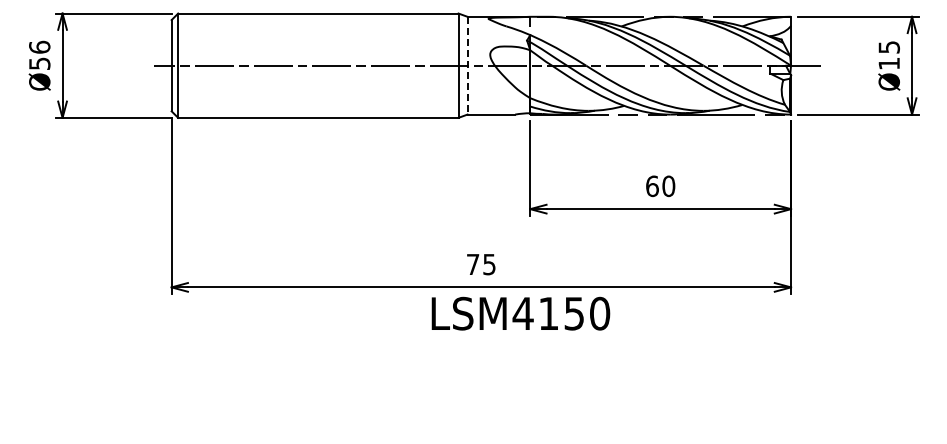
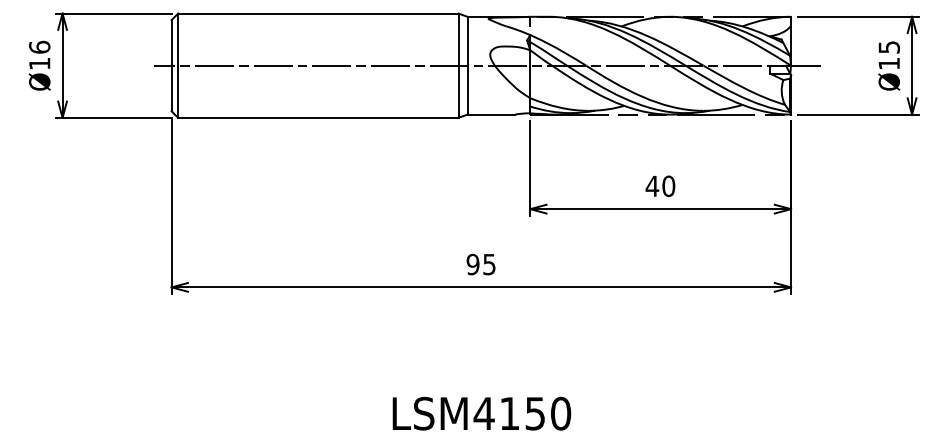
text: Ø56 -> Ø16 (39, 63)
line: dashed -> solid (467, 65)
text: 60 -> 40 (652, 186)
text: 75 -> 95 (472, 264)
text position: (520, 313) -> (481, 413) (481, 413)
